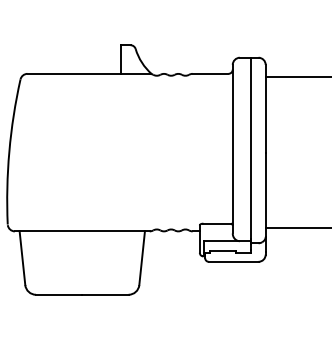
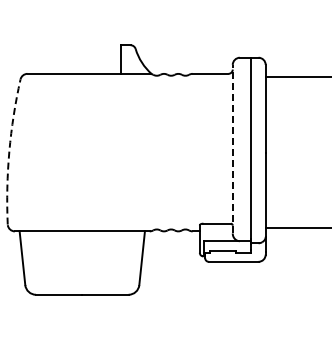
line: solid -> dashed (232, 148)
arc: solid -> dashed (9, 151)
